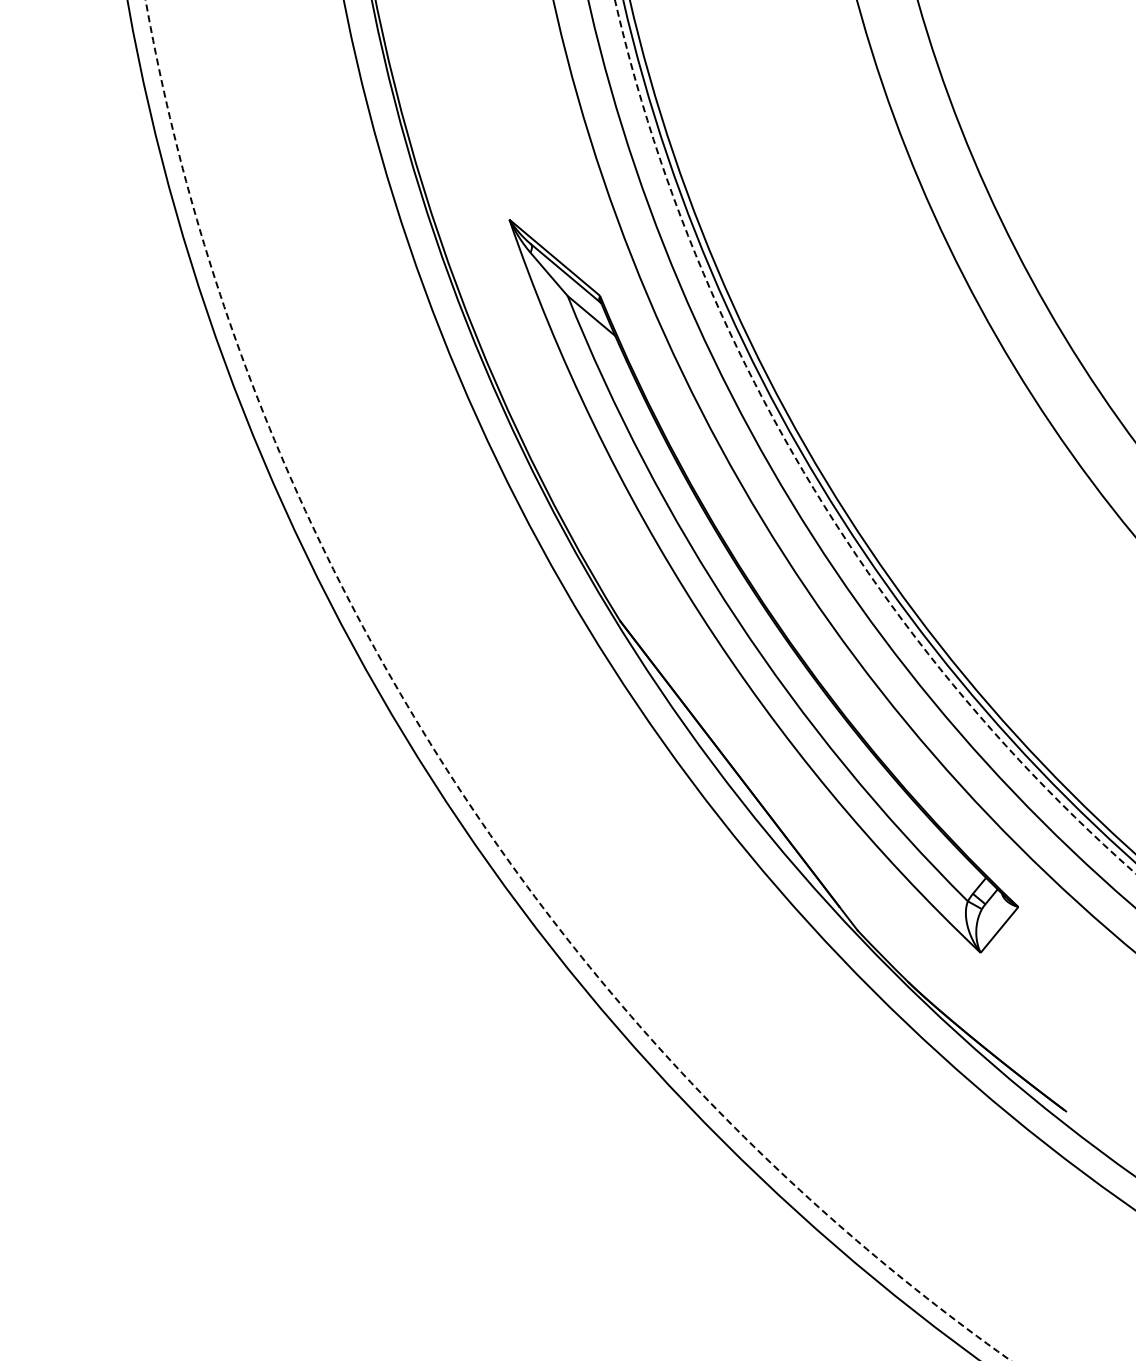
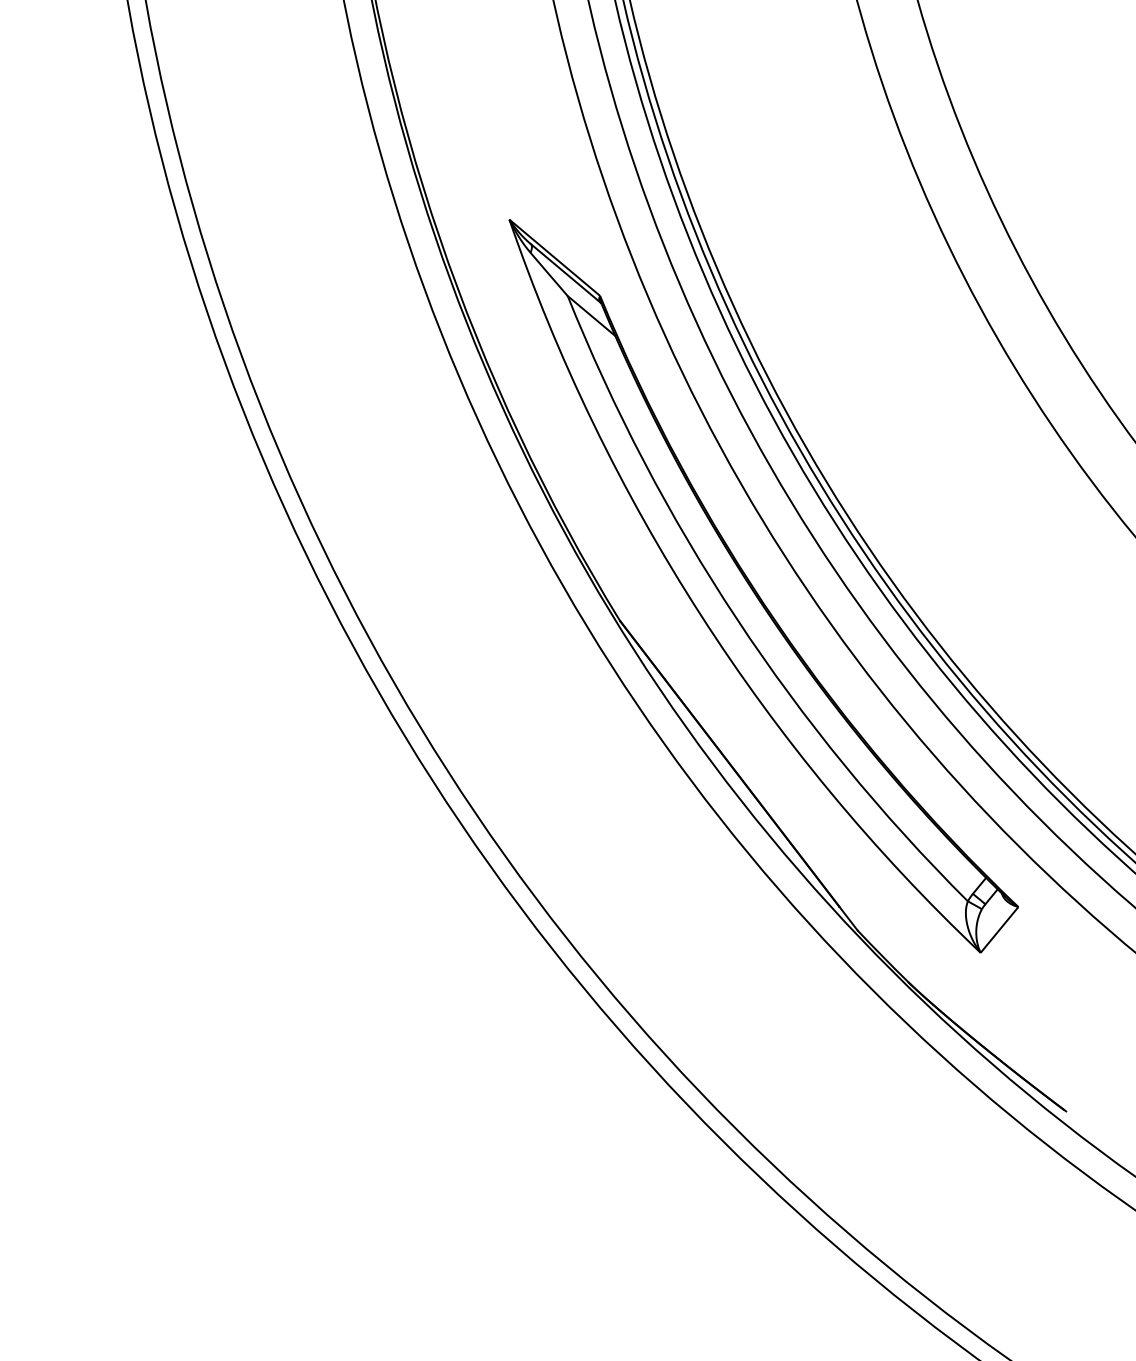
circle: dashed -> solid (874, 436)
circle: dashed -> solid (578, 680)
